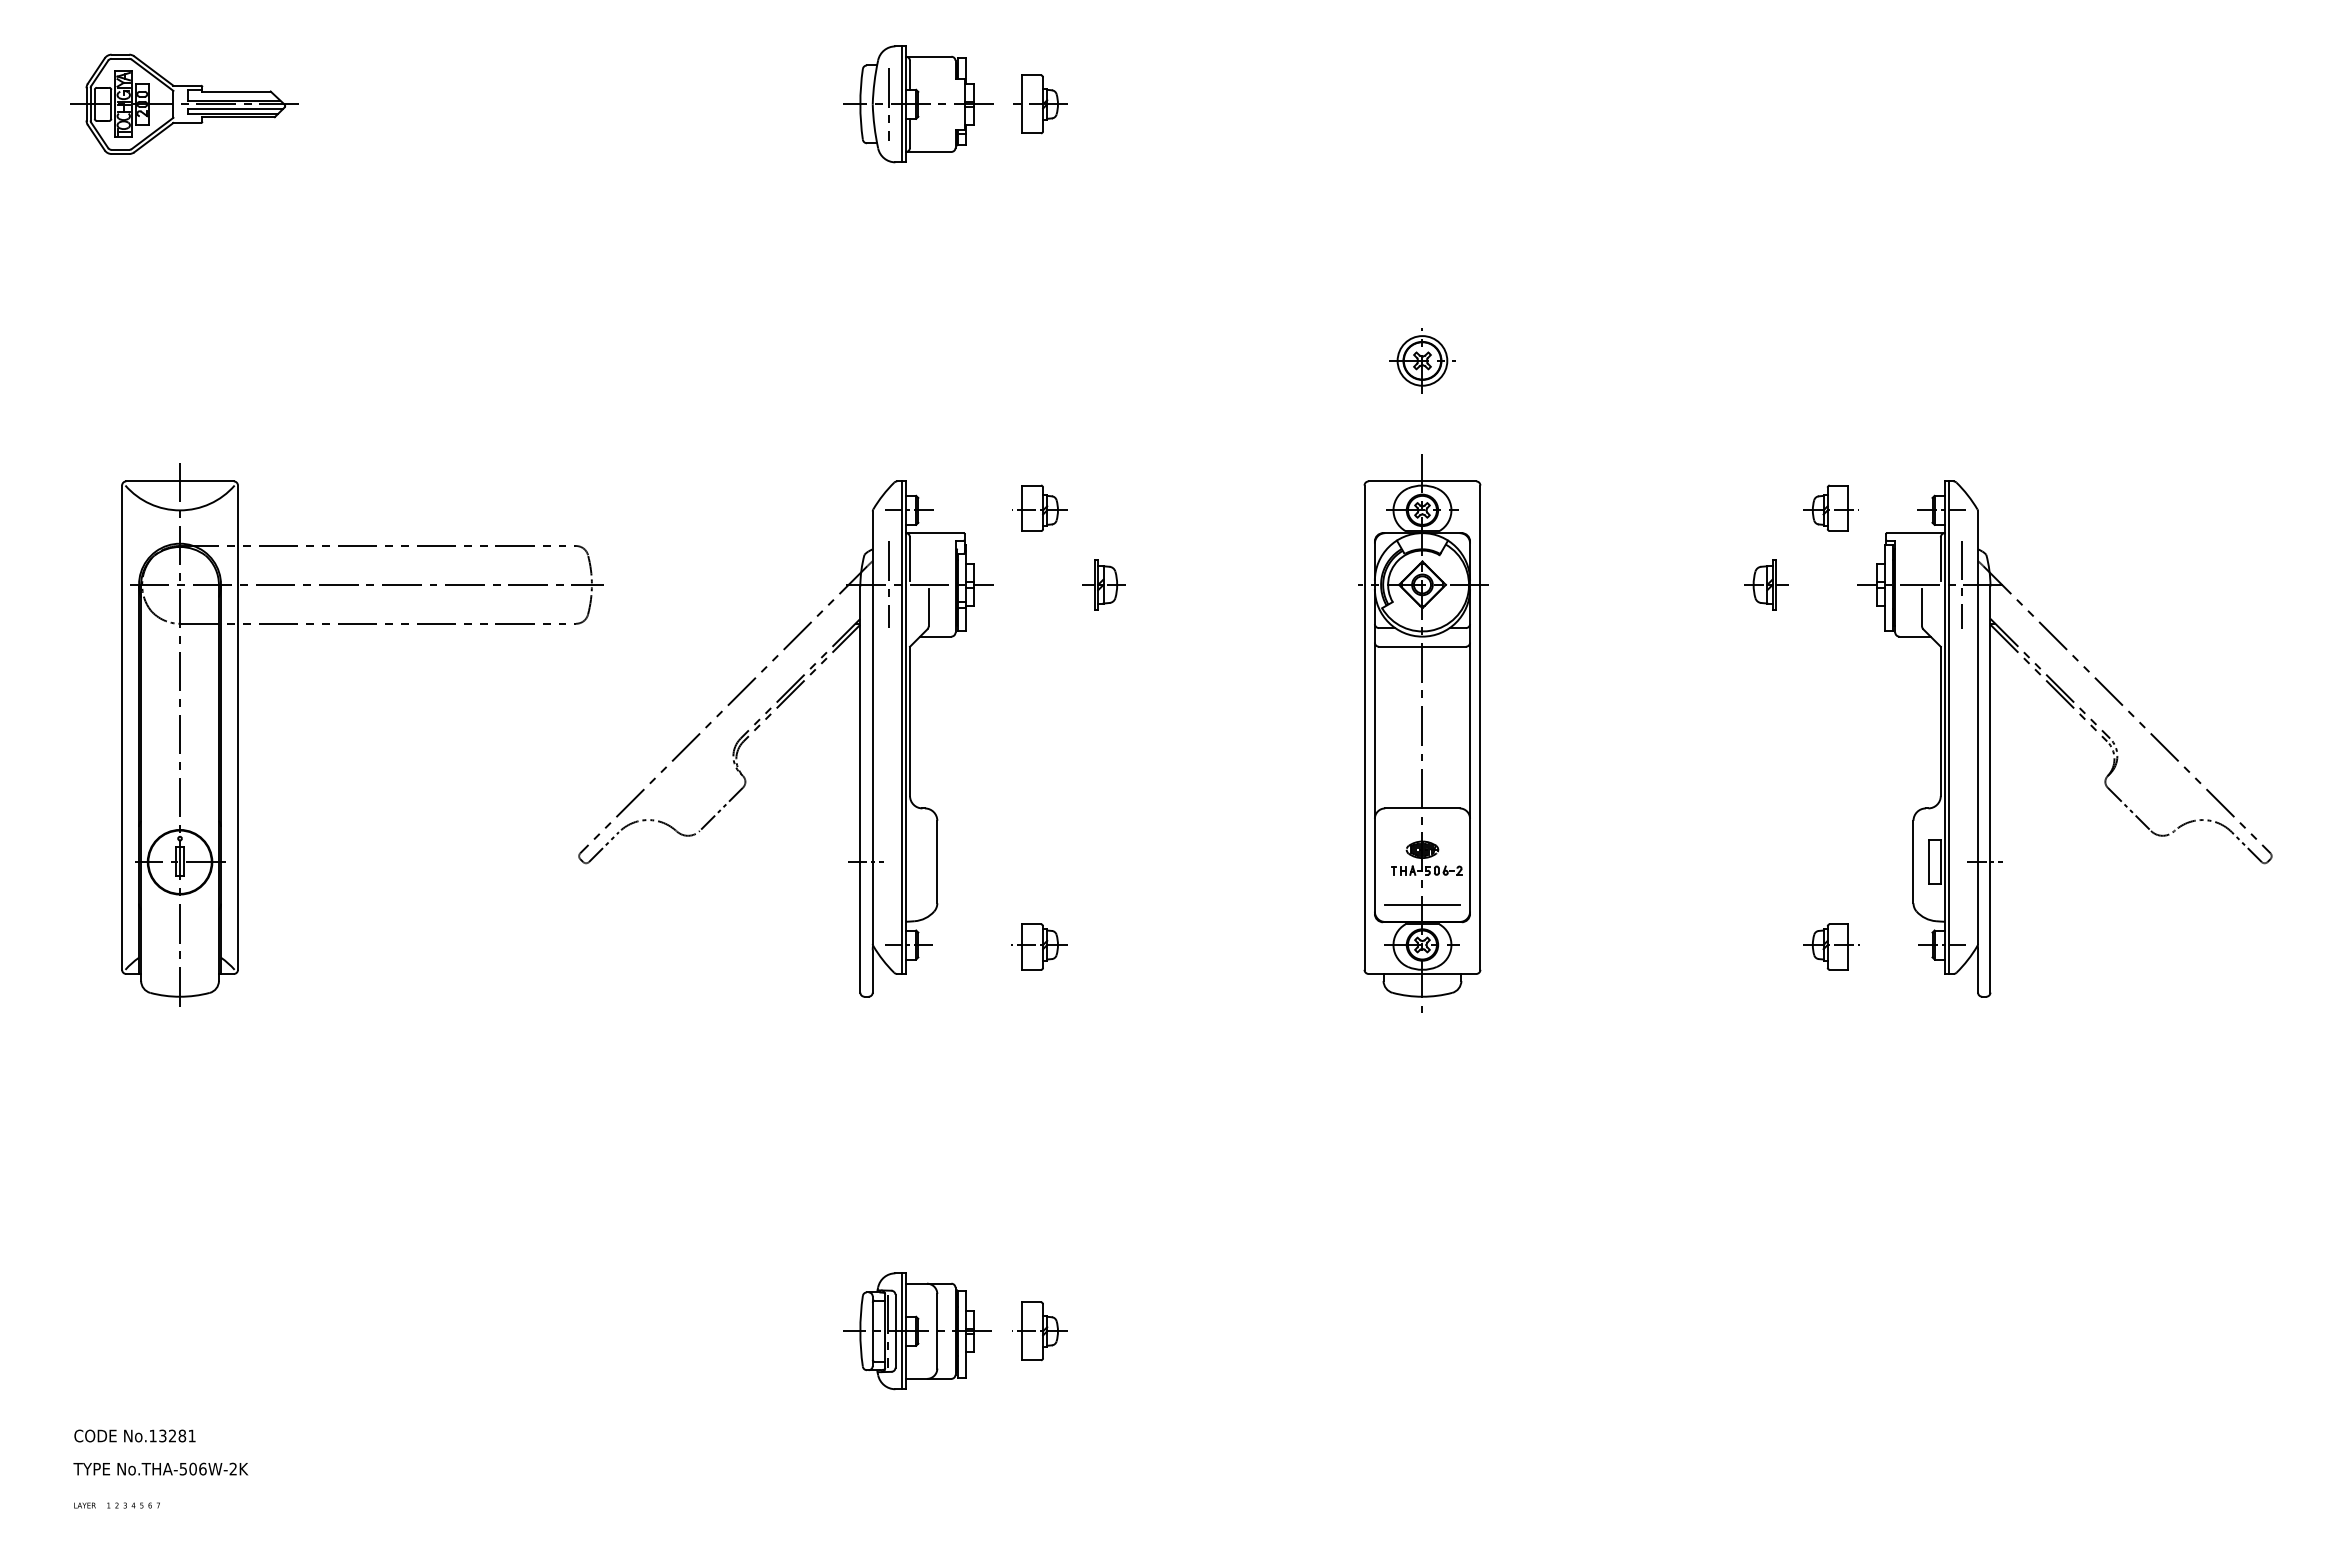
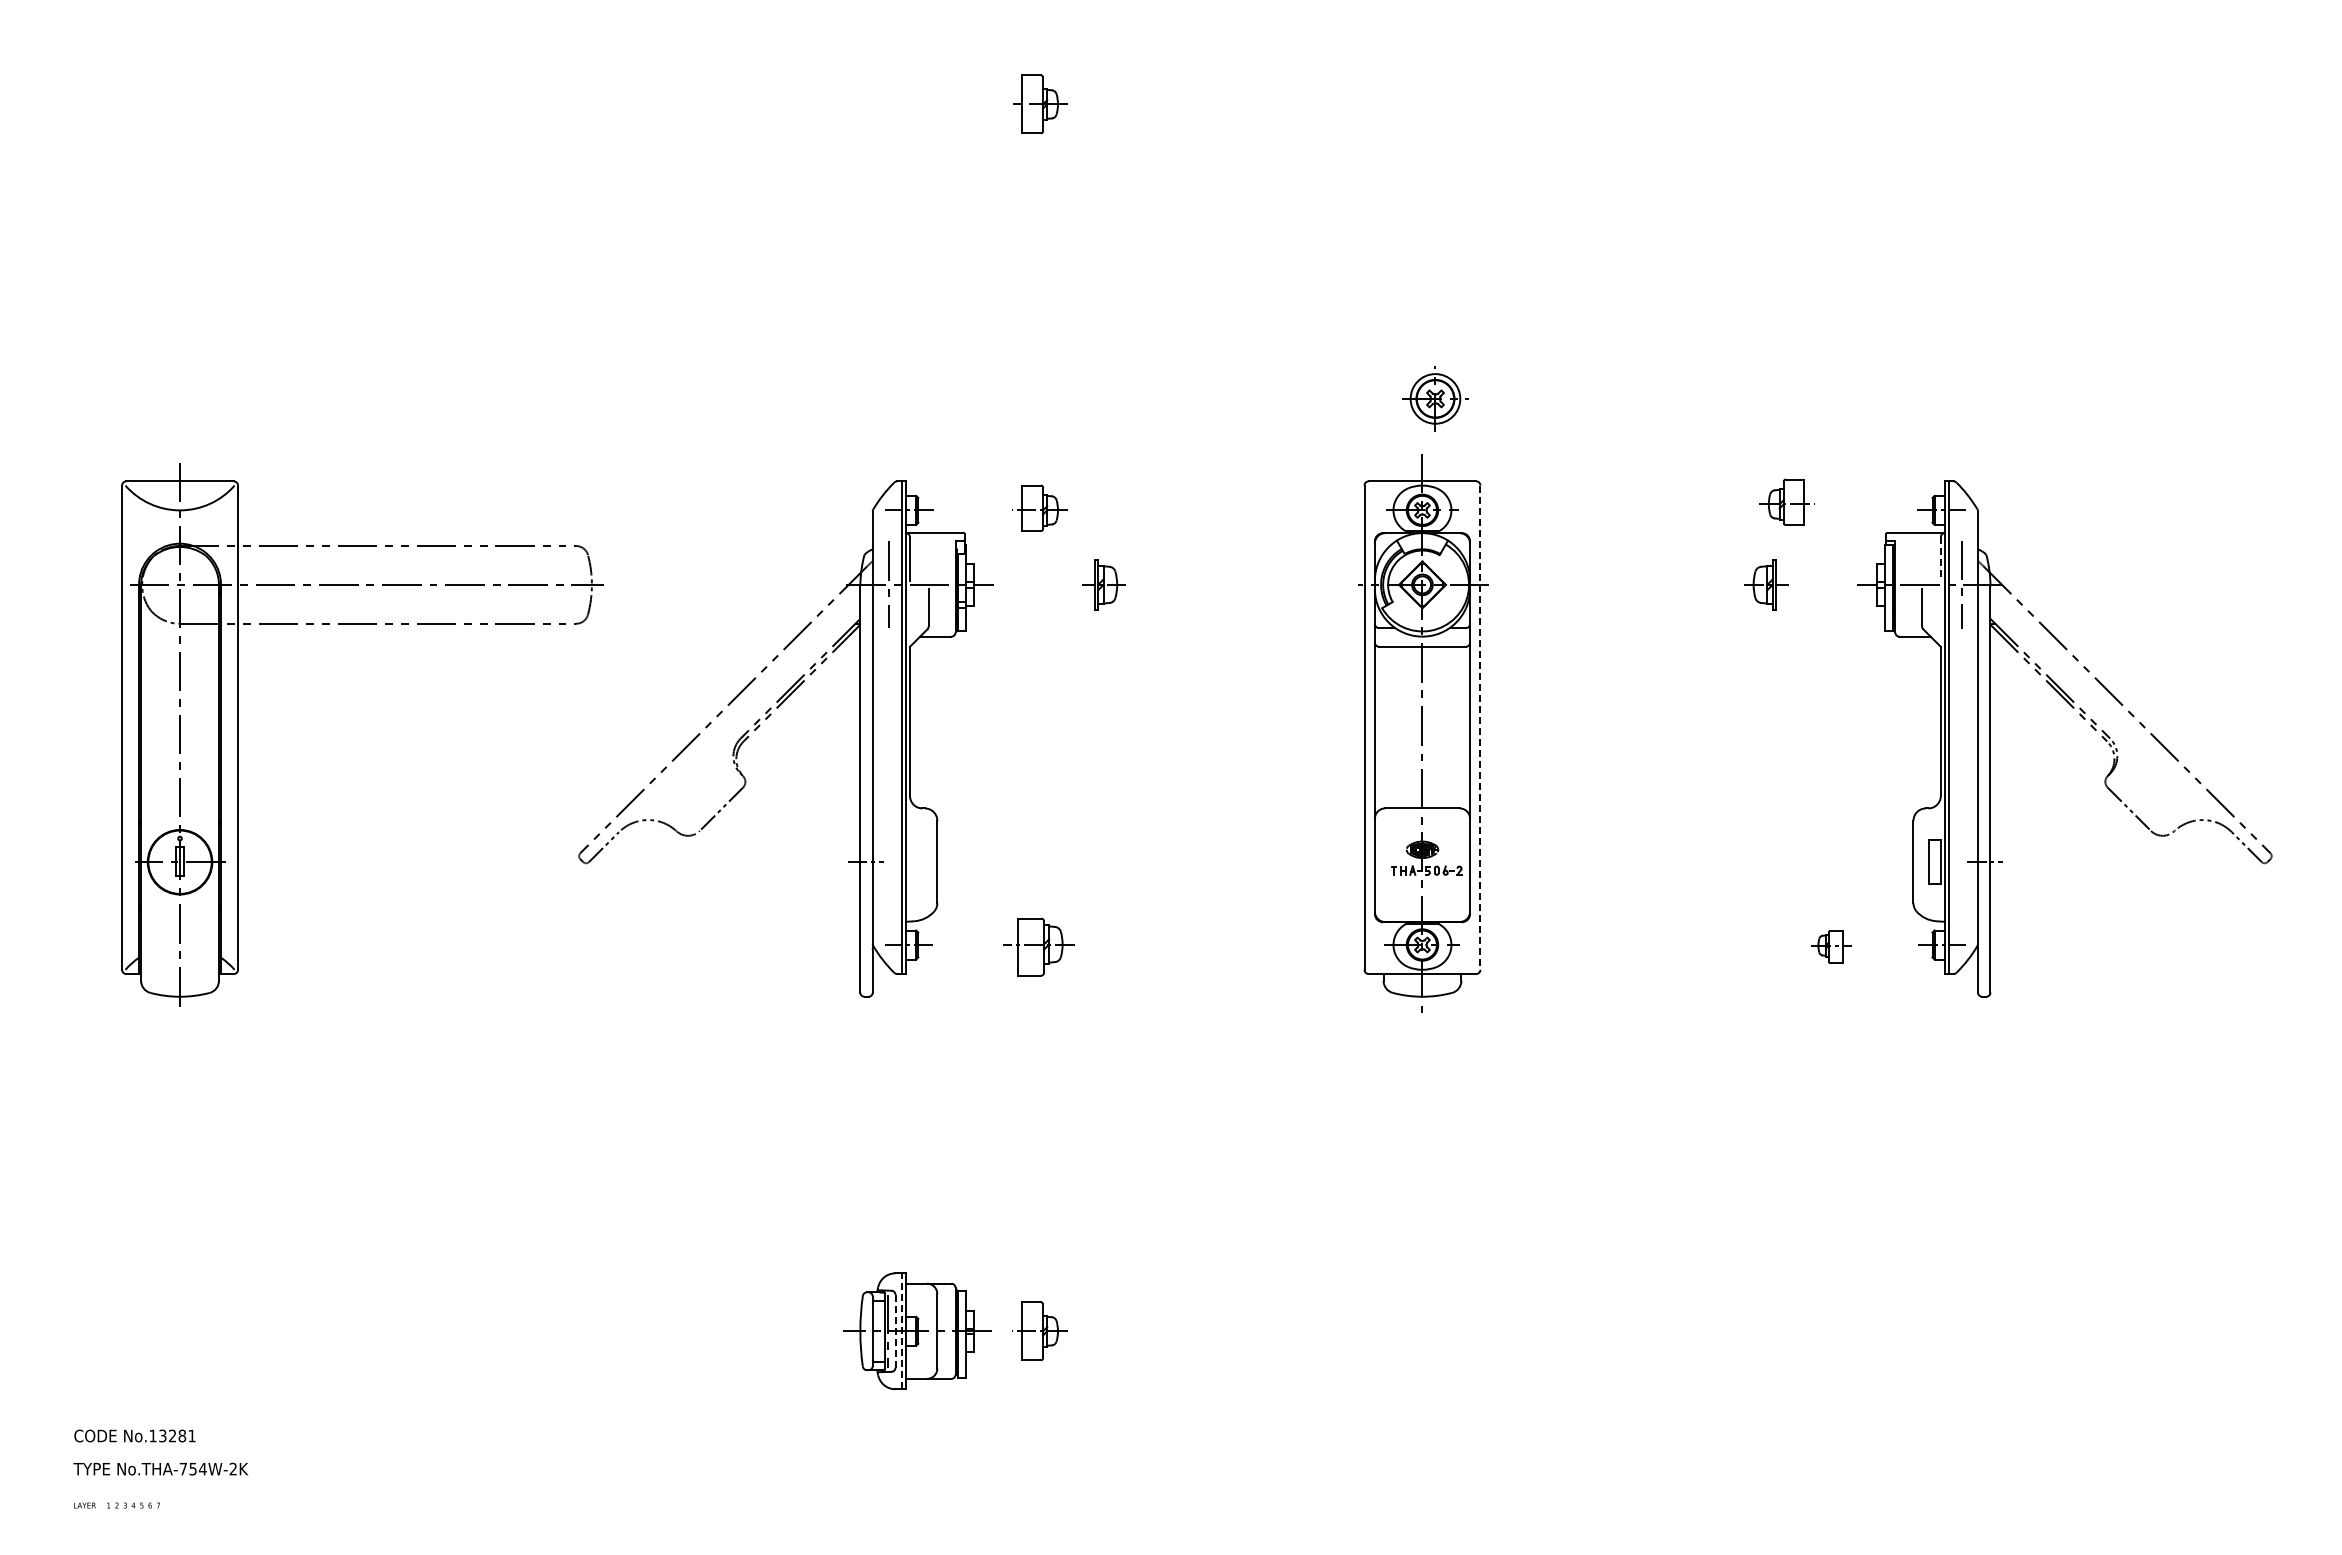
part: present -> none (184, 103)
part: present -> none (918, 104)
part position: (1422, 360) -> (1435, 398) (1435, 398)
part position: (1830, 507) -> (1786, 501) (1786, 501)
line: solid -> dashed (1940, 559)
line: solid -> dashed (1480, 728)
line: present -> none (1422, 904)
part size: 57x48 px -> 72x60 px (1038, 946)
part size: 57x48 px -> 41x34 px (1831, 946)
line: solid -> dashed (895, 1330)
line: solid -> dashed (901, 1331)
text: No.THA-506W-2K -> No.THA-754W-2K (192, 1468)
